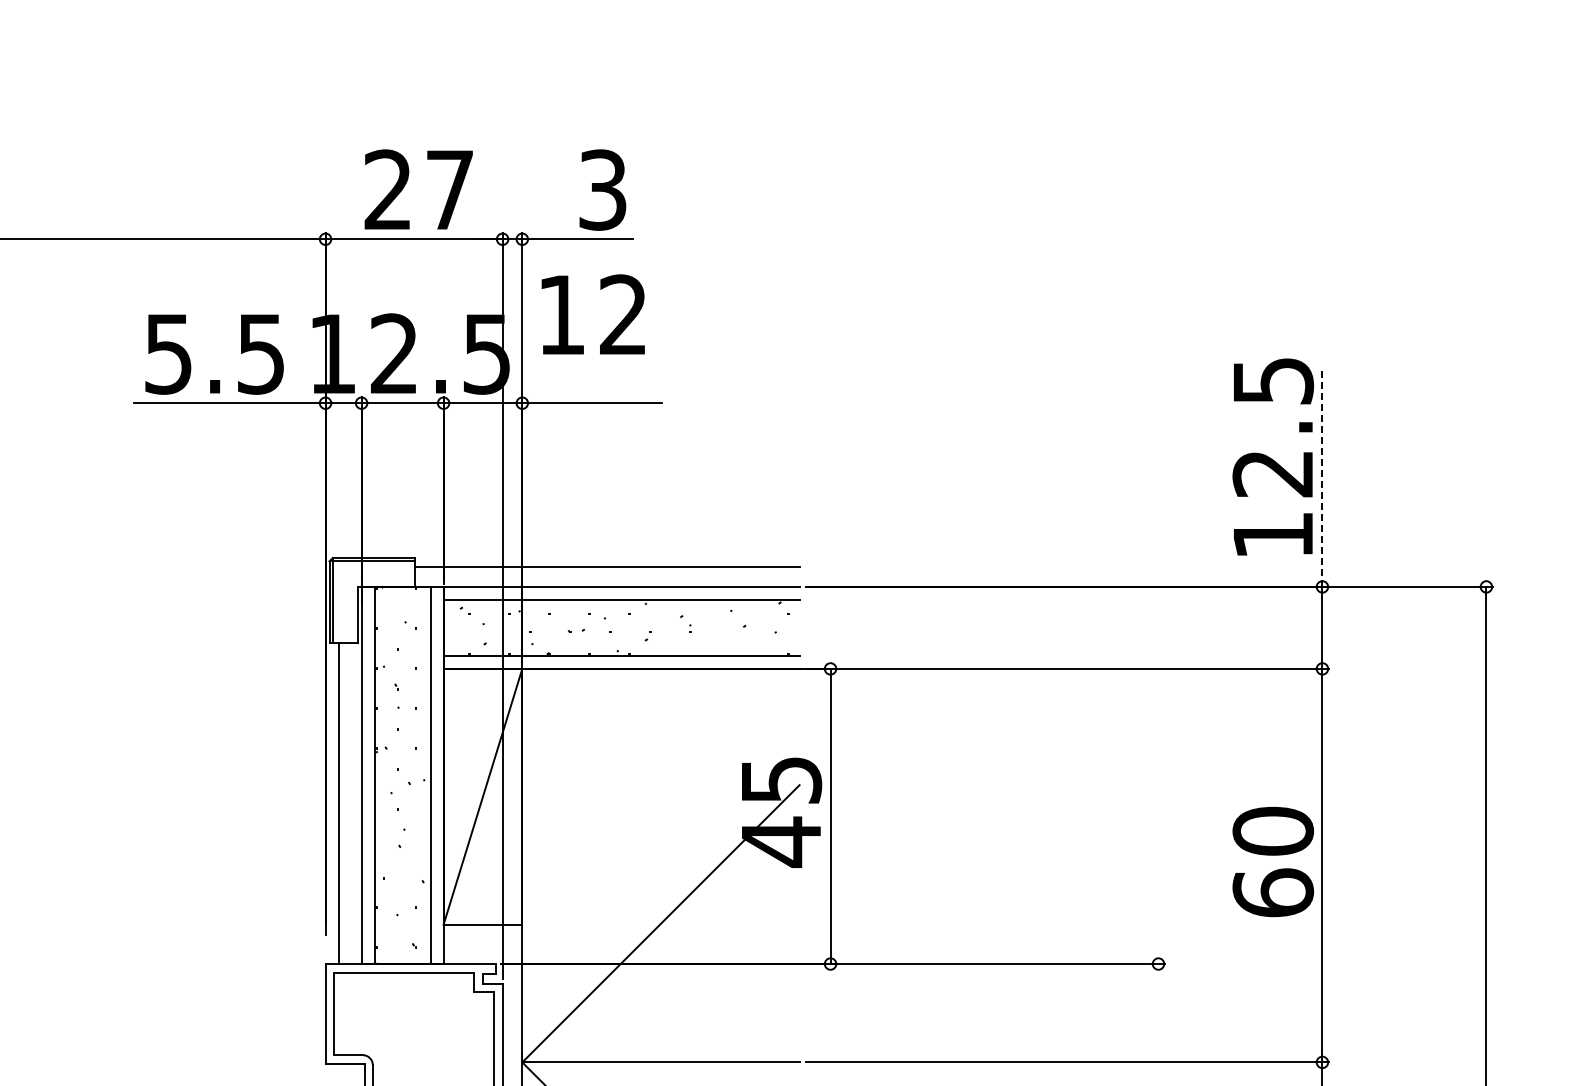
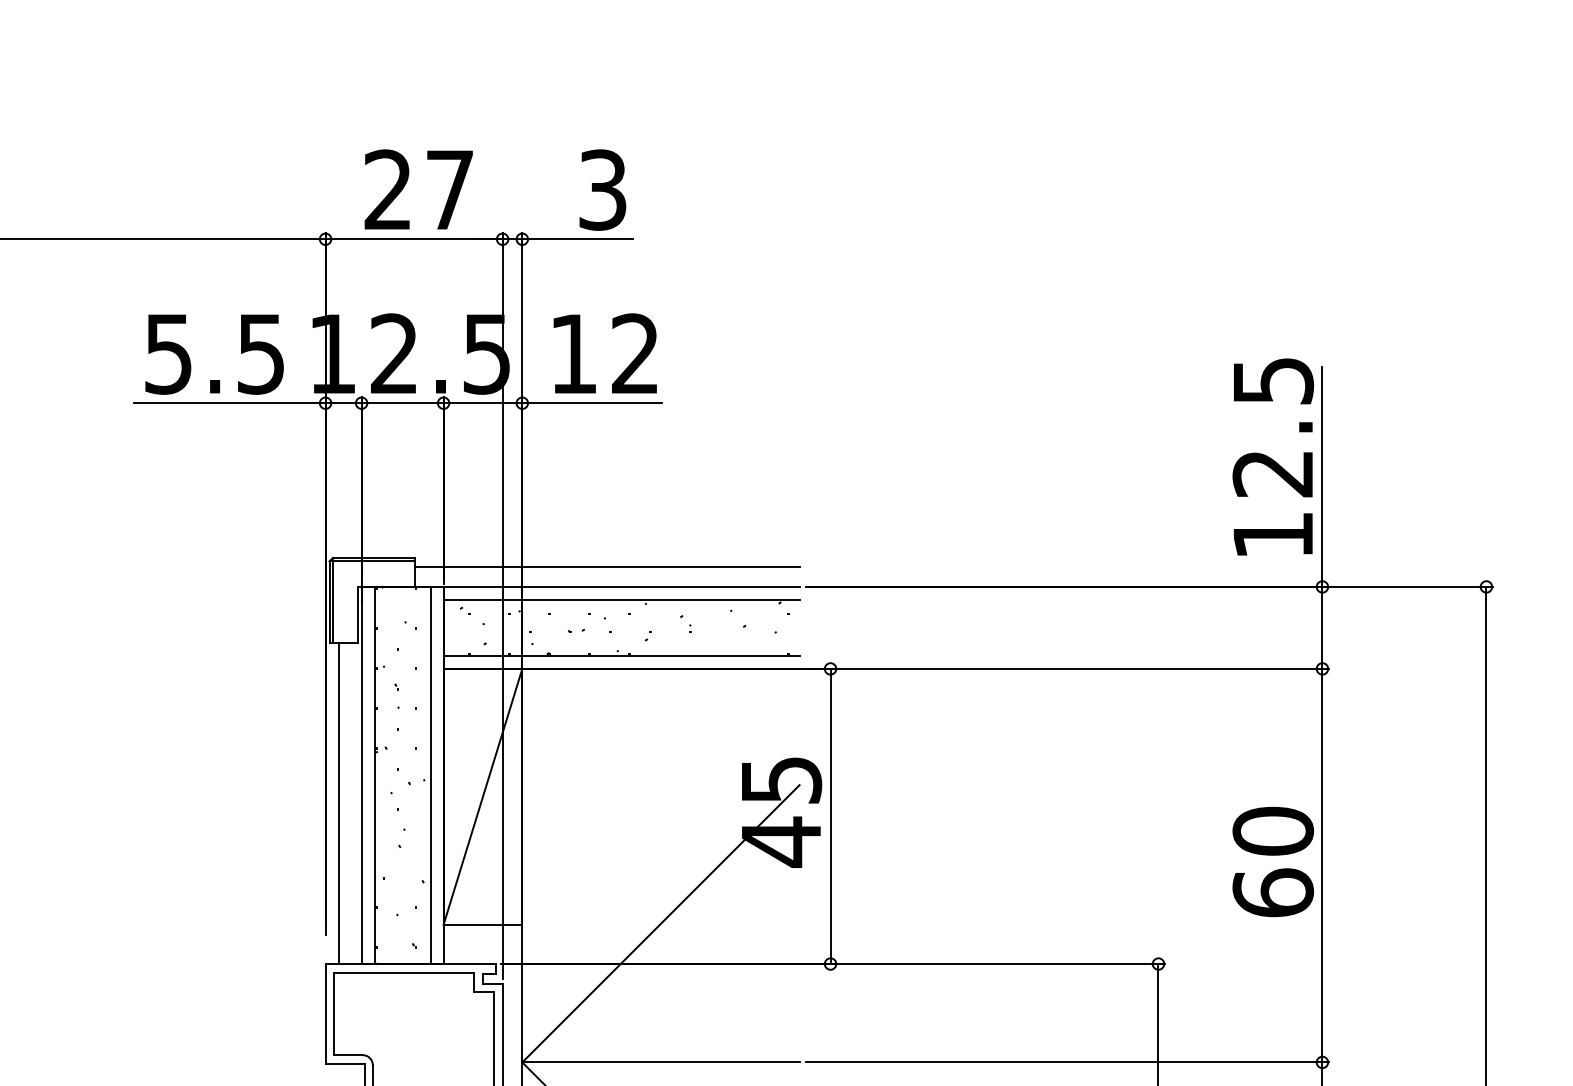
text position: (592, 314) -> (604, 353) (604, 353)
line: dashed -> solid (1322, 477)
line: none -> present (1158, 1023)
